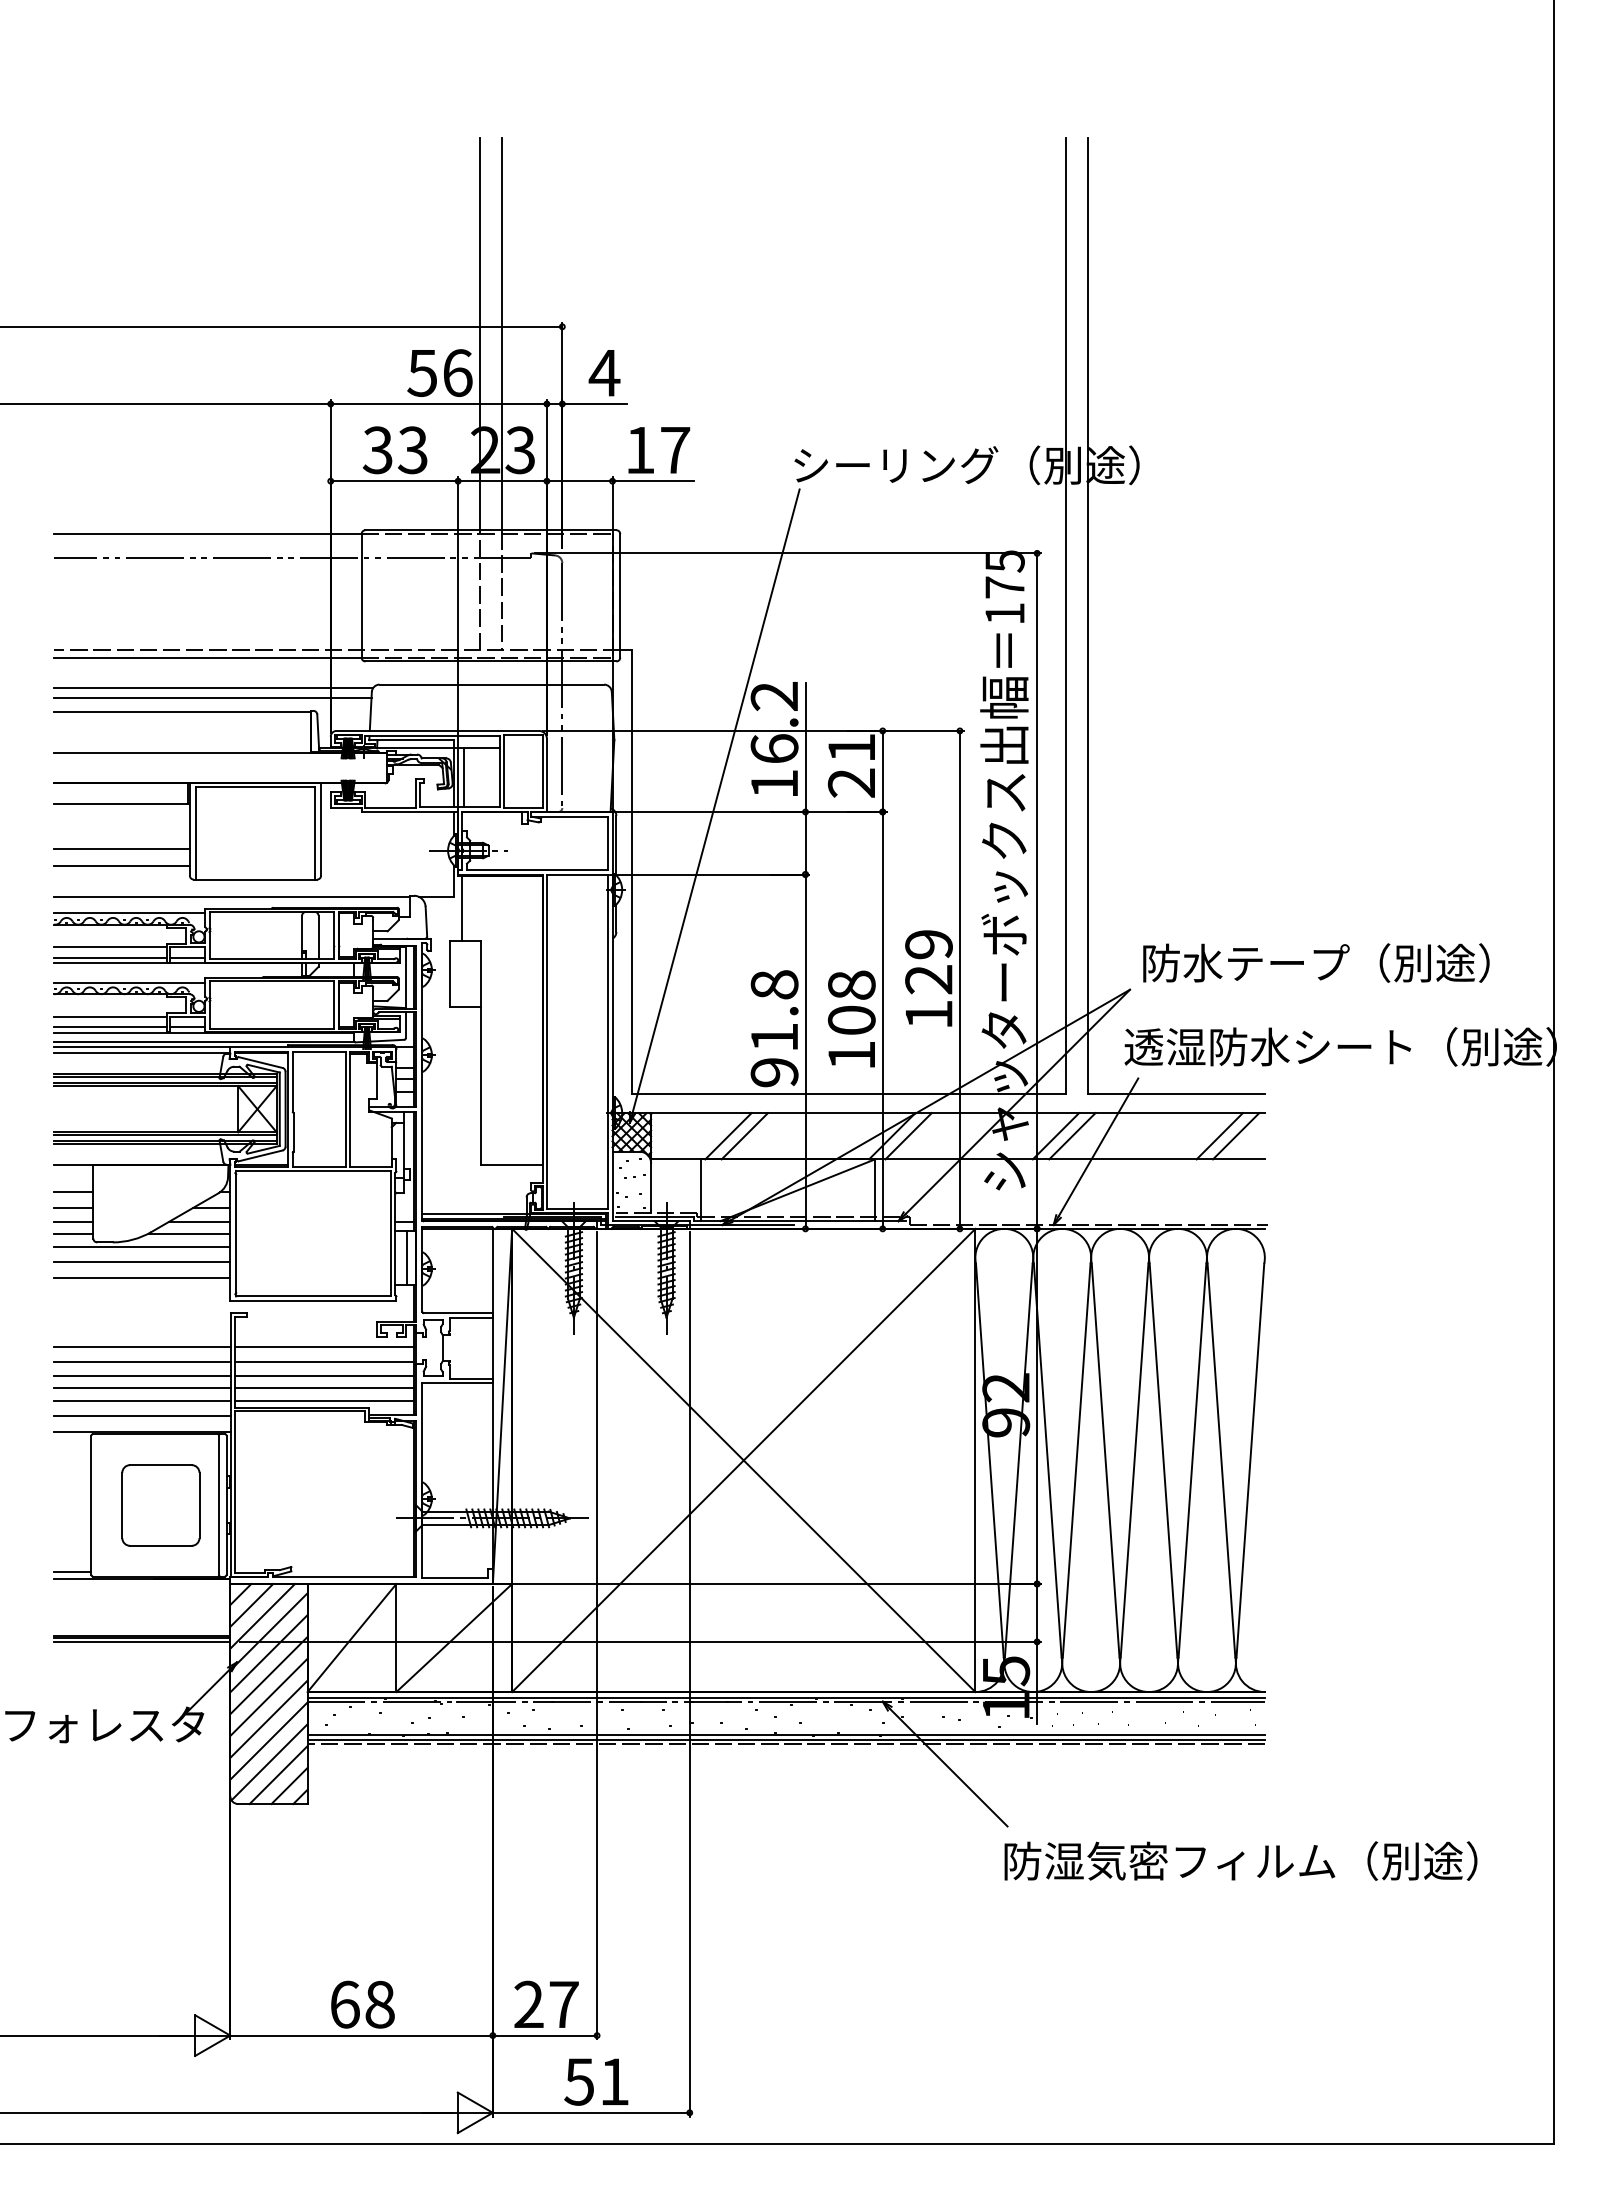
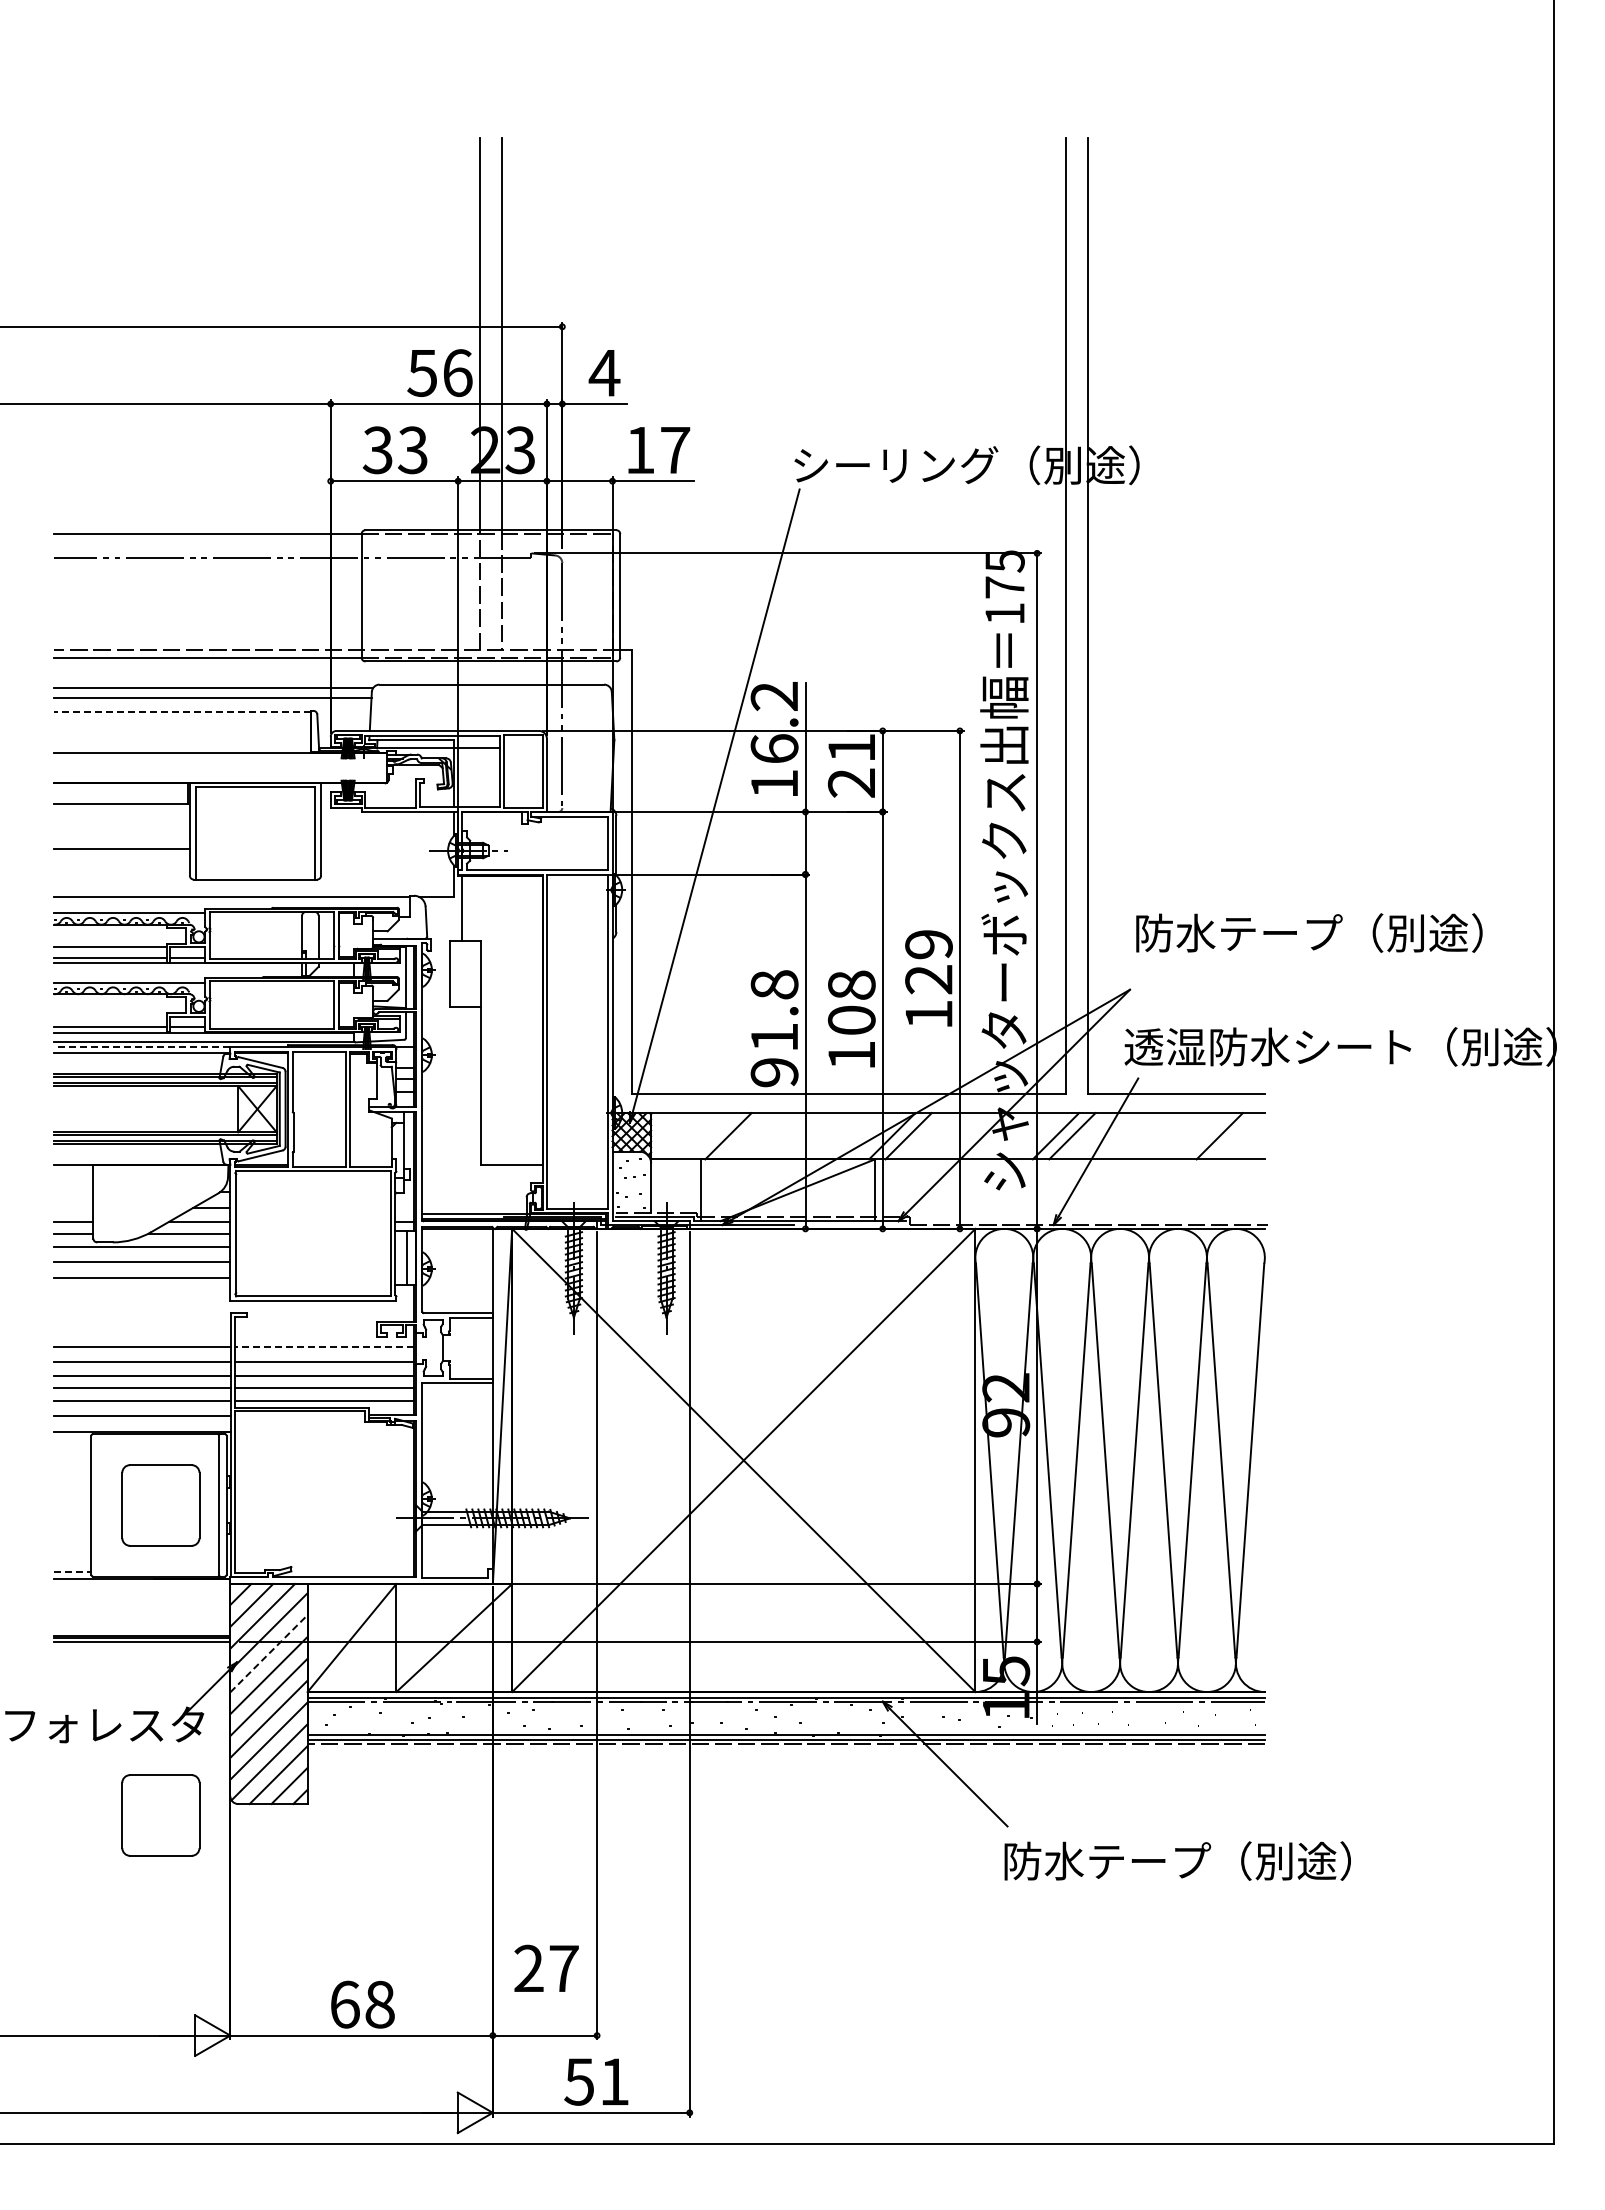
line: solid -> dashed (182, 712)
line: present -> none (463, 777)
line: present -> none (121, 866)
text position: (1316, 962) -> (1309, 932) (1309, 932)
line: present -> none (109, 1016)
line: solid -> dashed (141, 1047)
line: present -> none (744, 1136)
line: present -> none (1235, 1136)
line: present -> none (73, 1192)
line: present -> none (73, 1208)
line: solid -> dashed (324, 1347)
line: solid -> dashed (72, 1572)
line: solid -> dashed (268, 1653)
part: none -> present (160, 1815)
text: 防湿気密フィルム（別途） -> 防水テープ（別途） (1260, 1860)
text position: (546, 2003) -> (546, 1967) (546, 1967)
